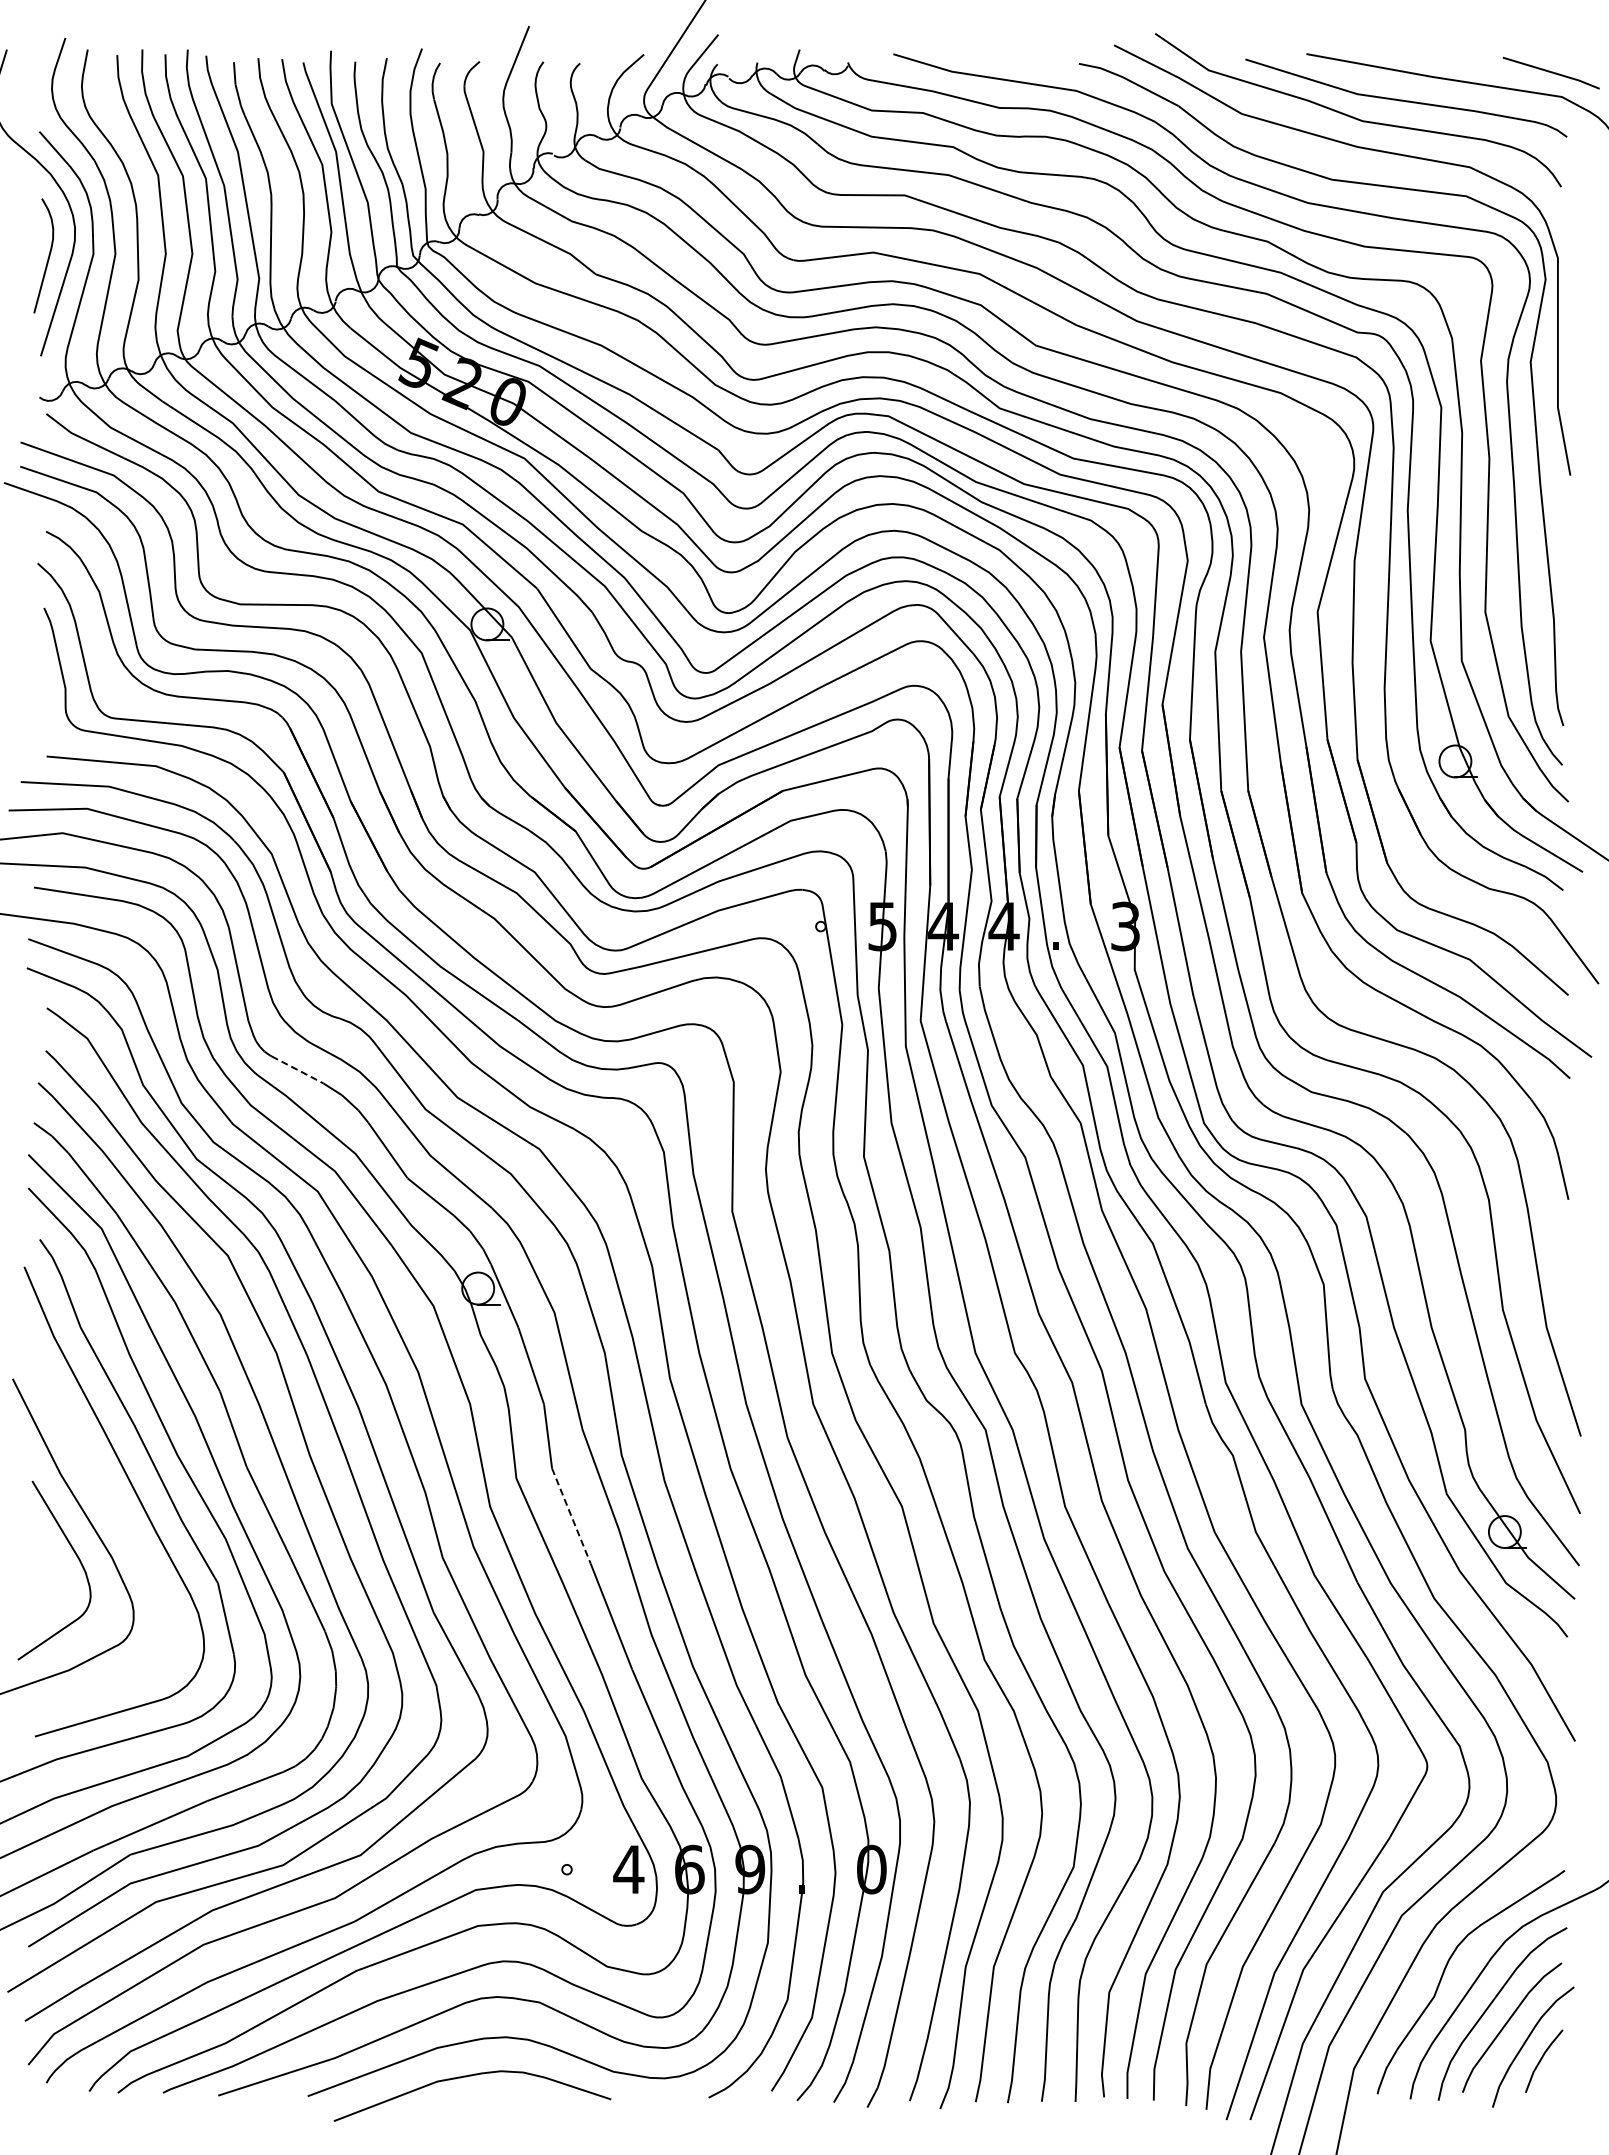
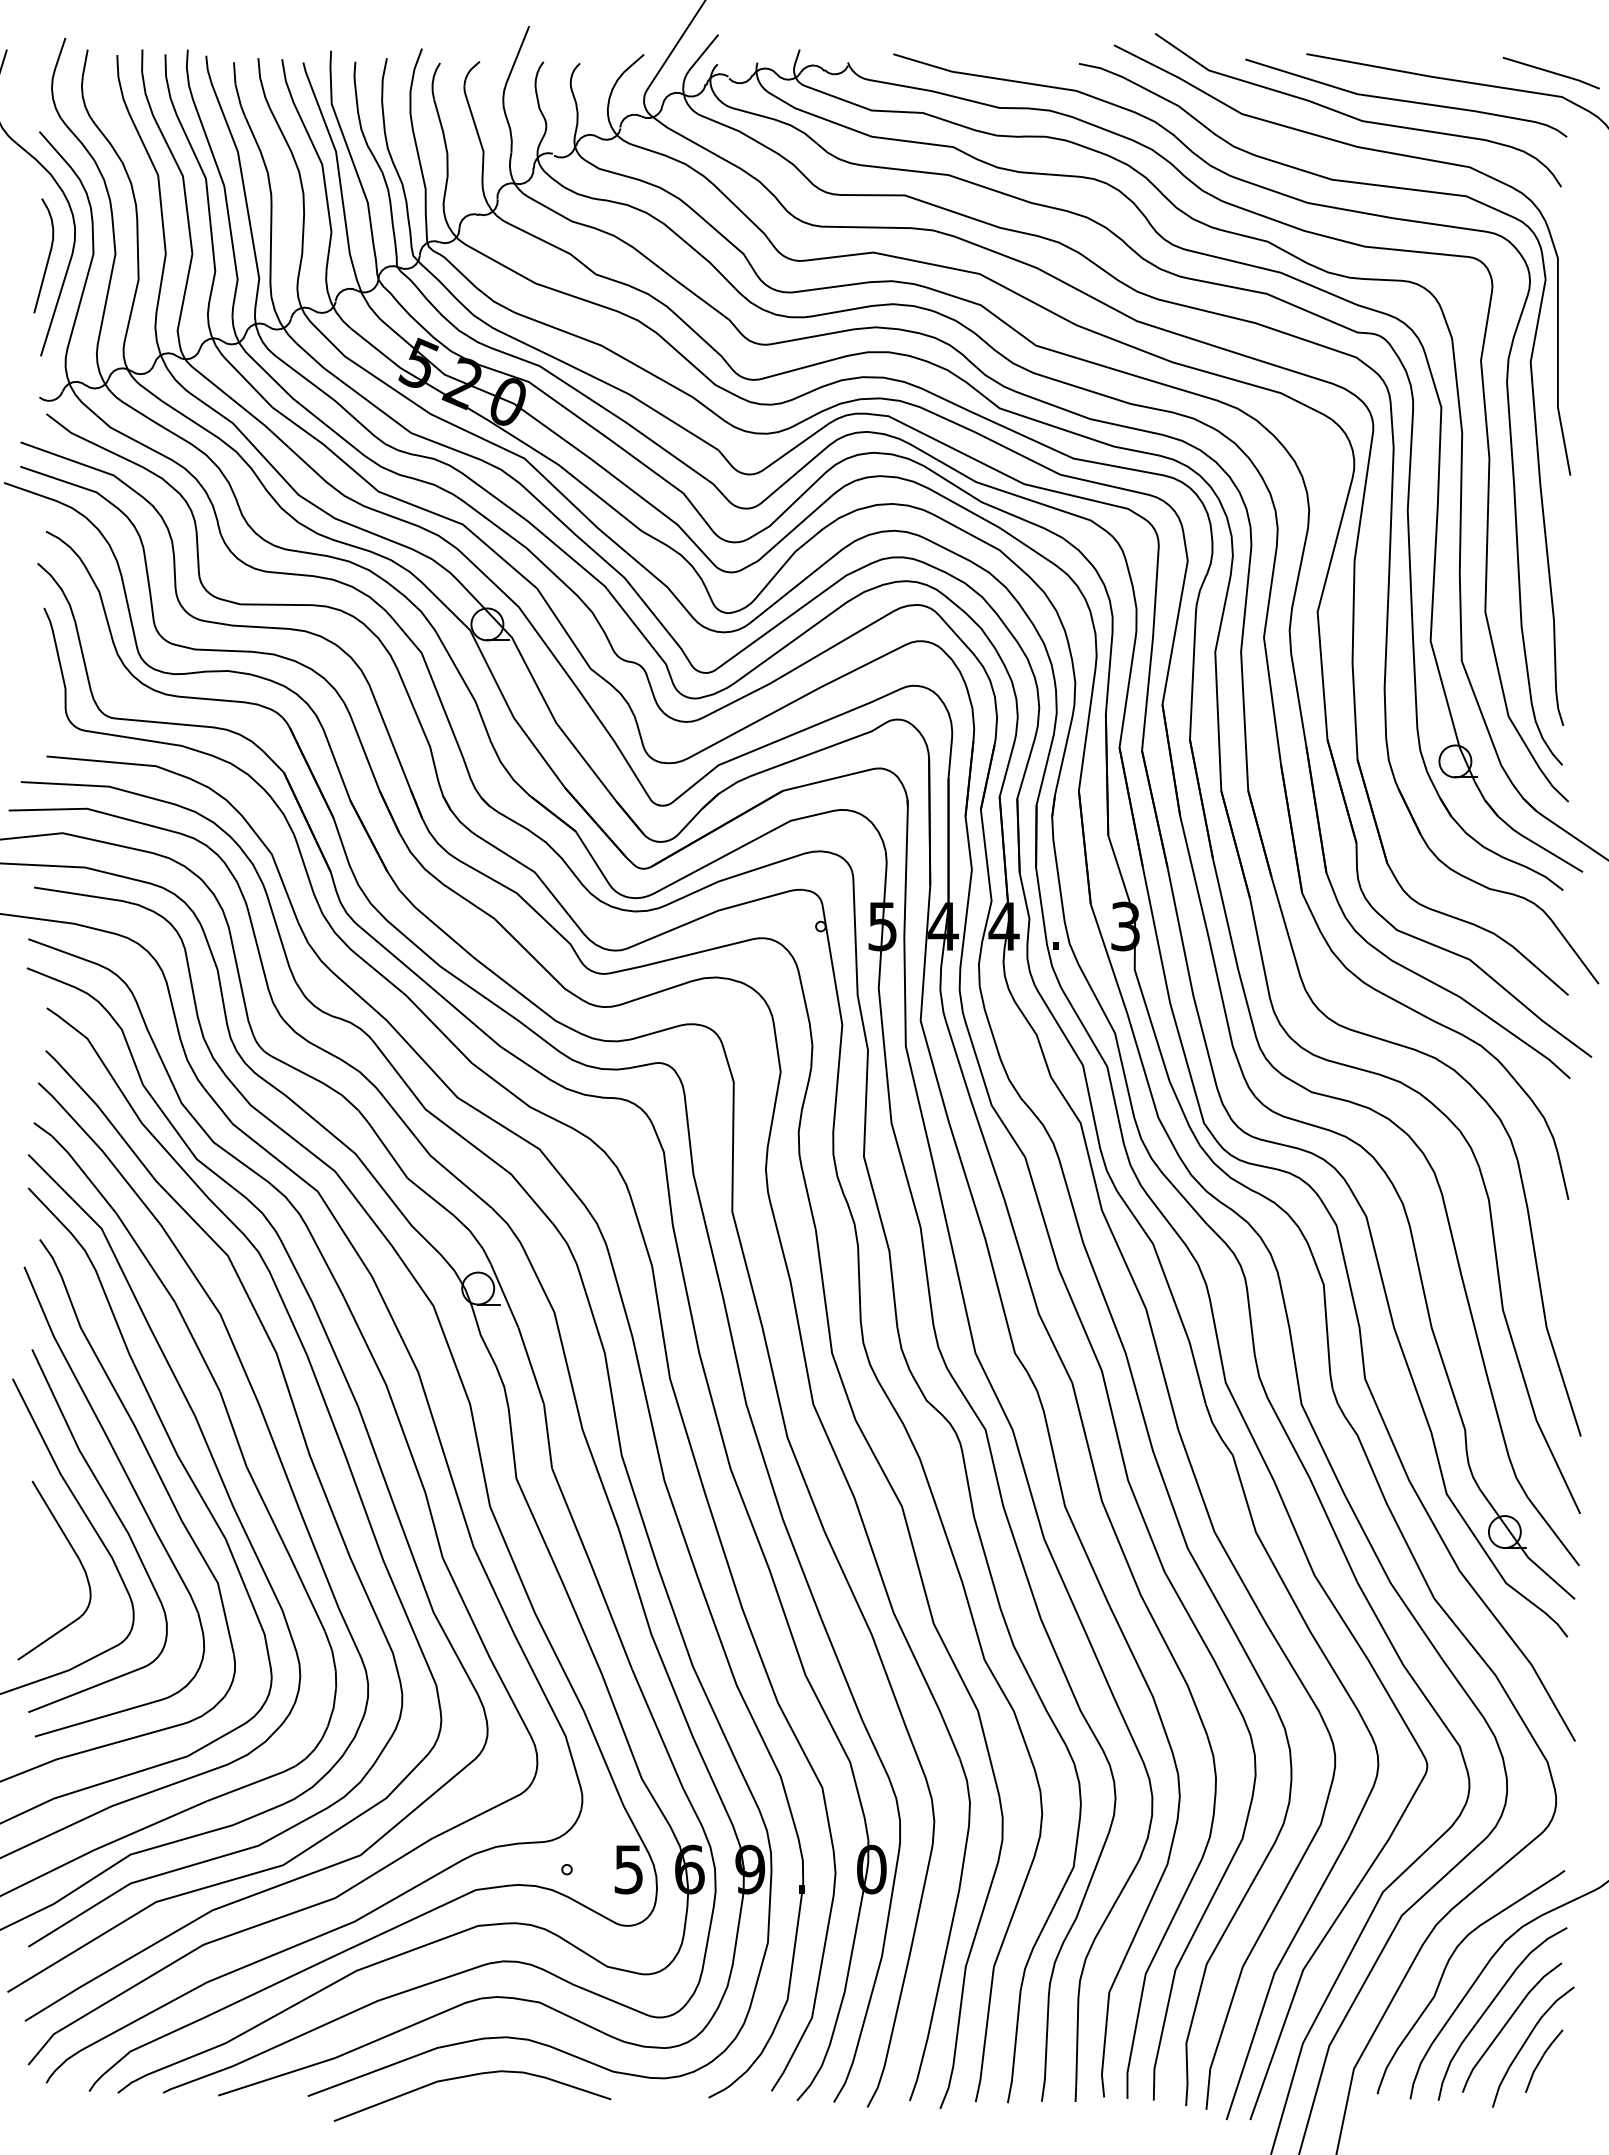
line: dashed -> solid (297, 1070)
line: dashed -> solid (571, 1516)
curve: none -> present (117, 1517)
text: 4 -> 5 (628, 1869)
